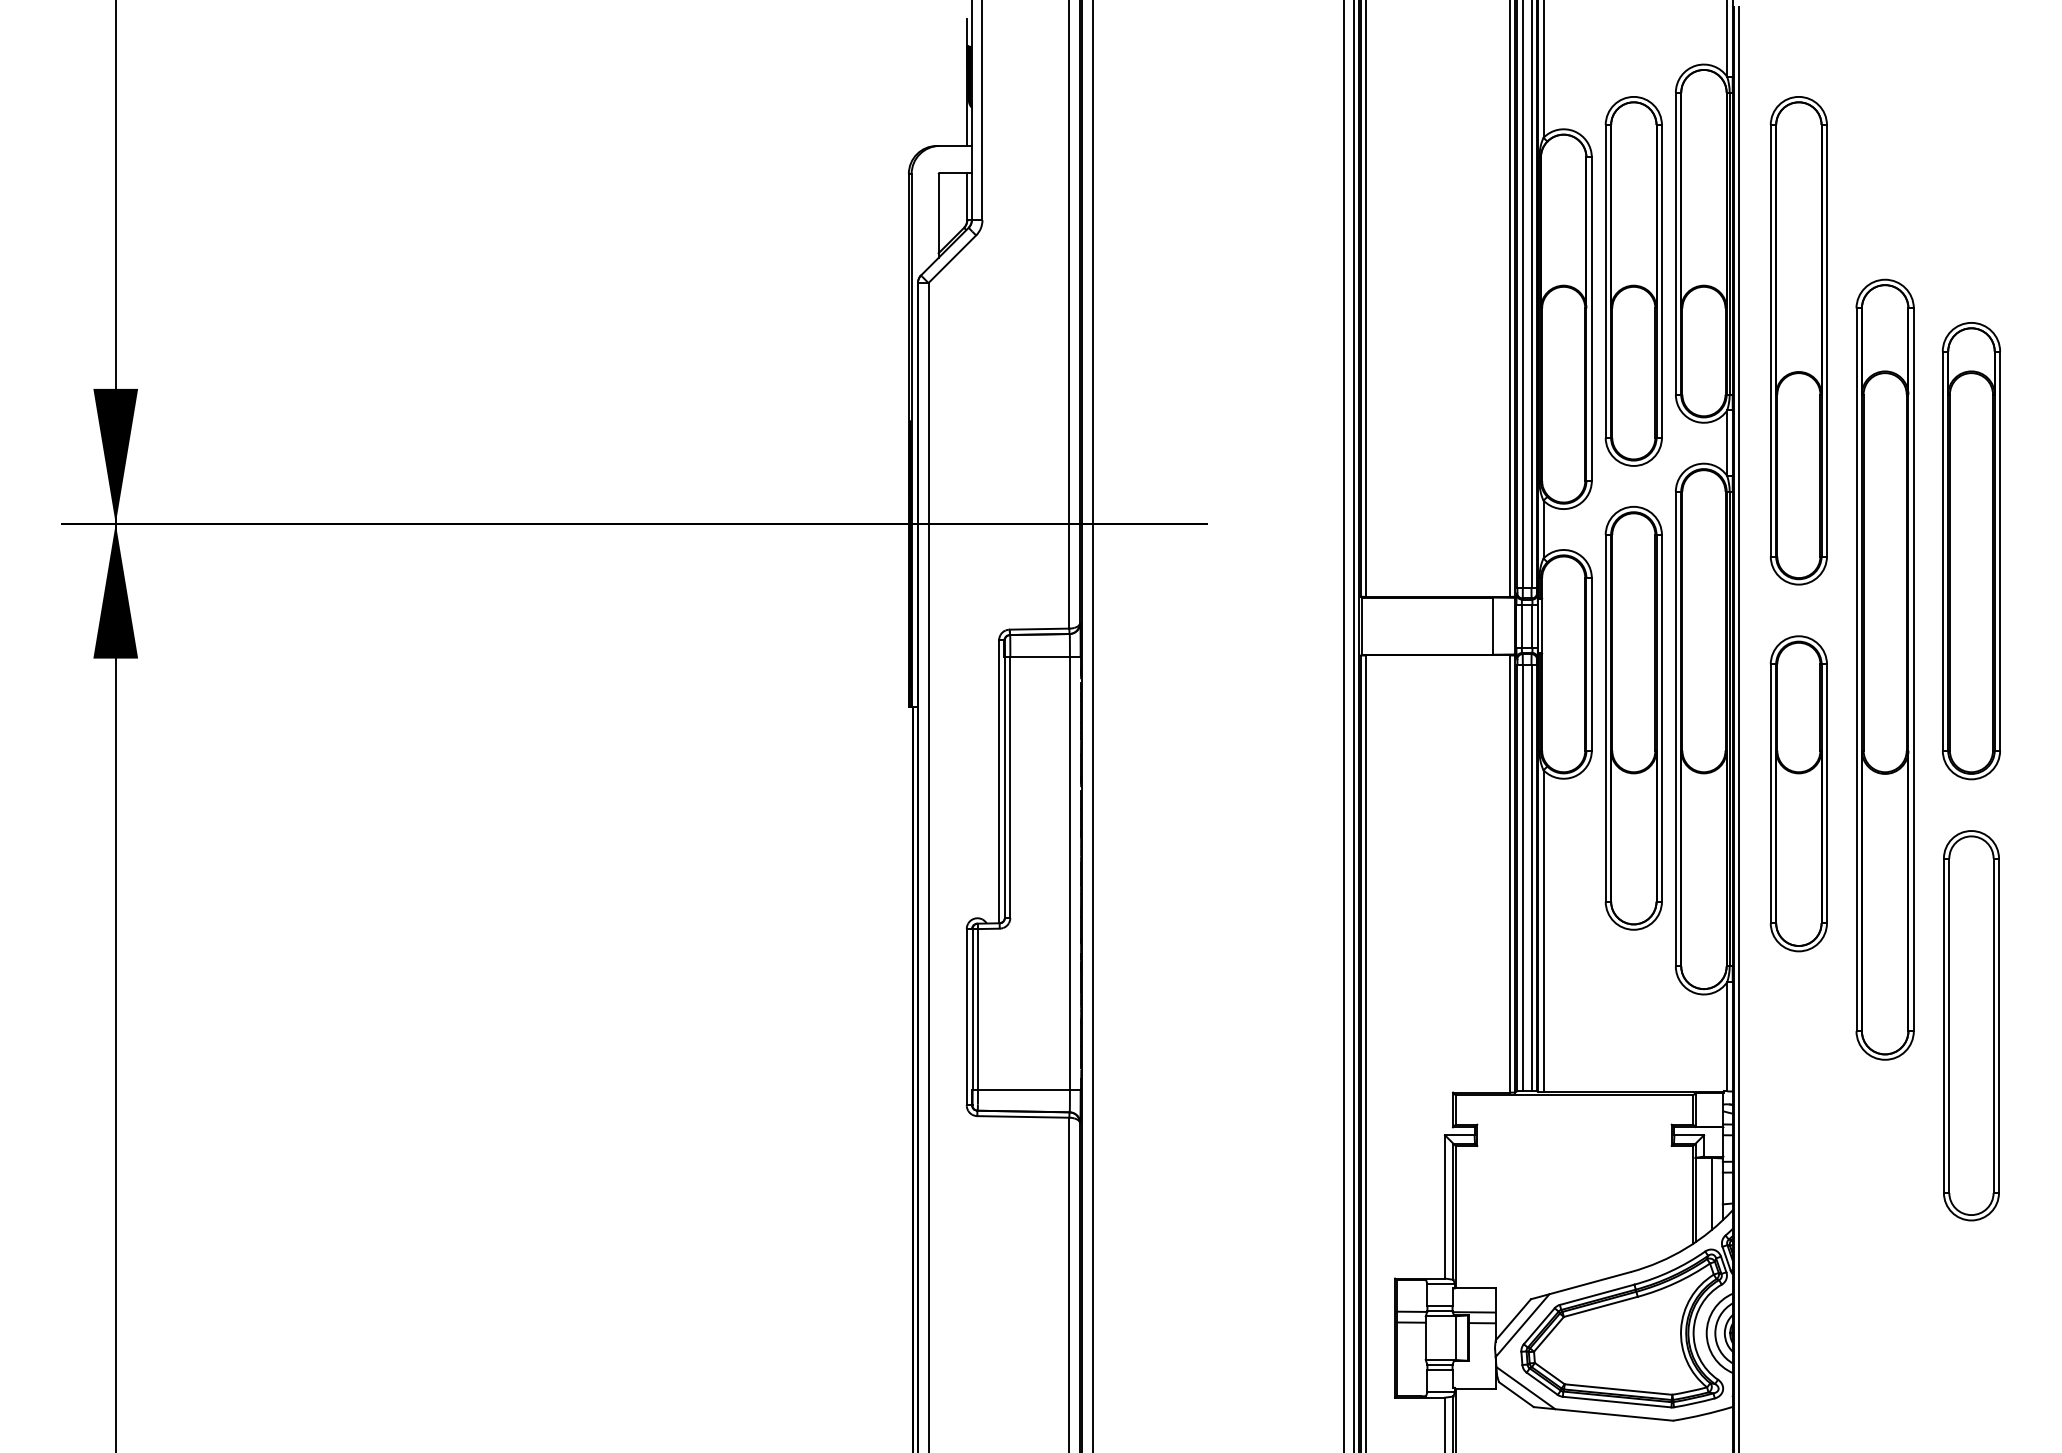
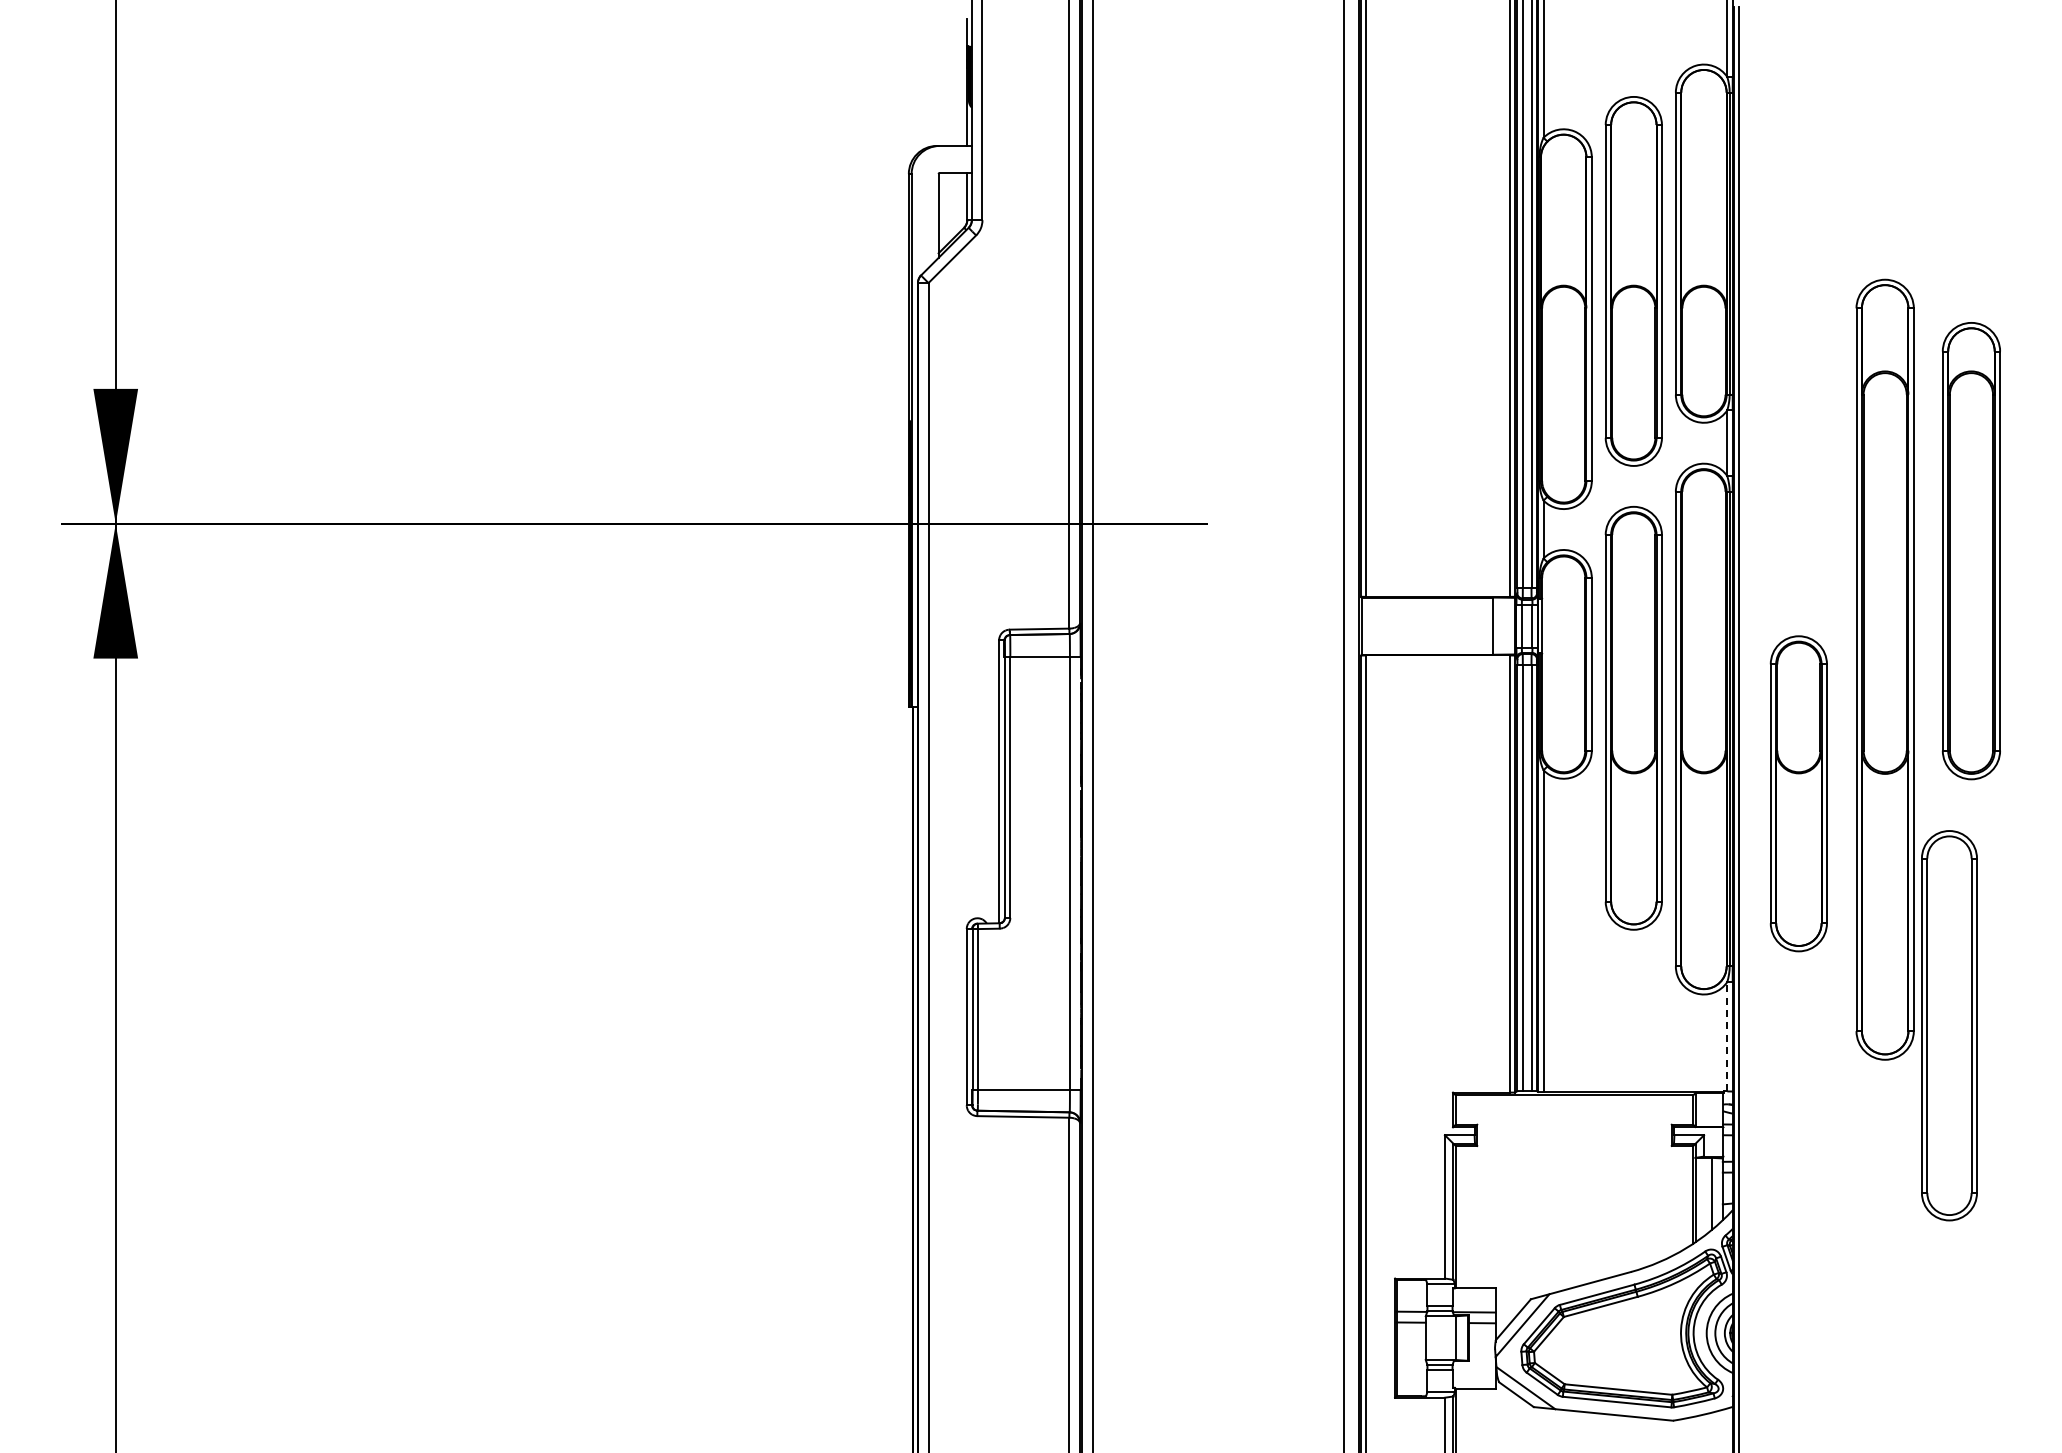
part: present -> none (1798, 340)
line: present -> none (1353, 725)
part position: (1971, 1025) -> (1949, 1025) (1949, 1025)
line: solid -> dashed (1727, 1036)
